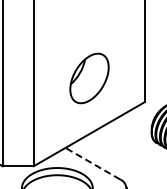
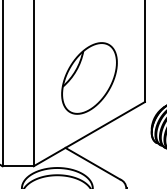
part size: 41x53 px -> 57x73 px (89, 78)
line: dashed -> solid (92, 163)
